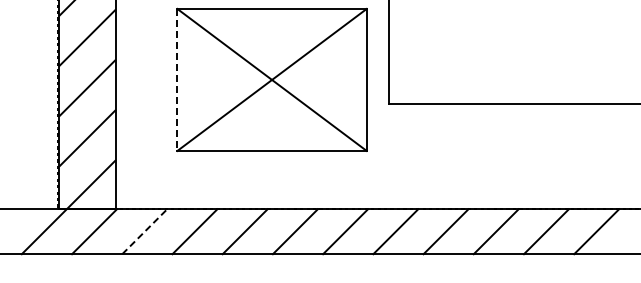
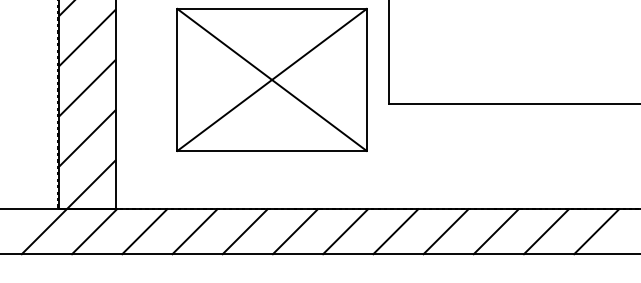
line: dashed -> solid (177, 80)
line: dashed -> solid (144, 231)
